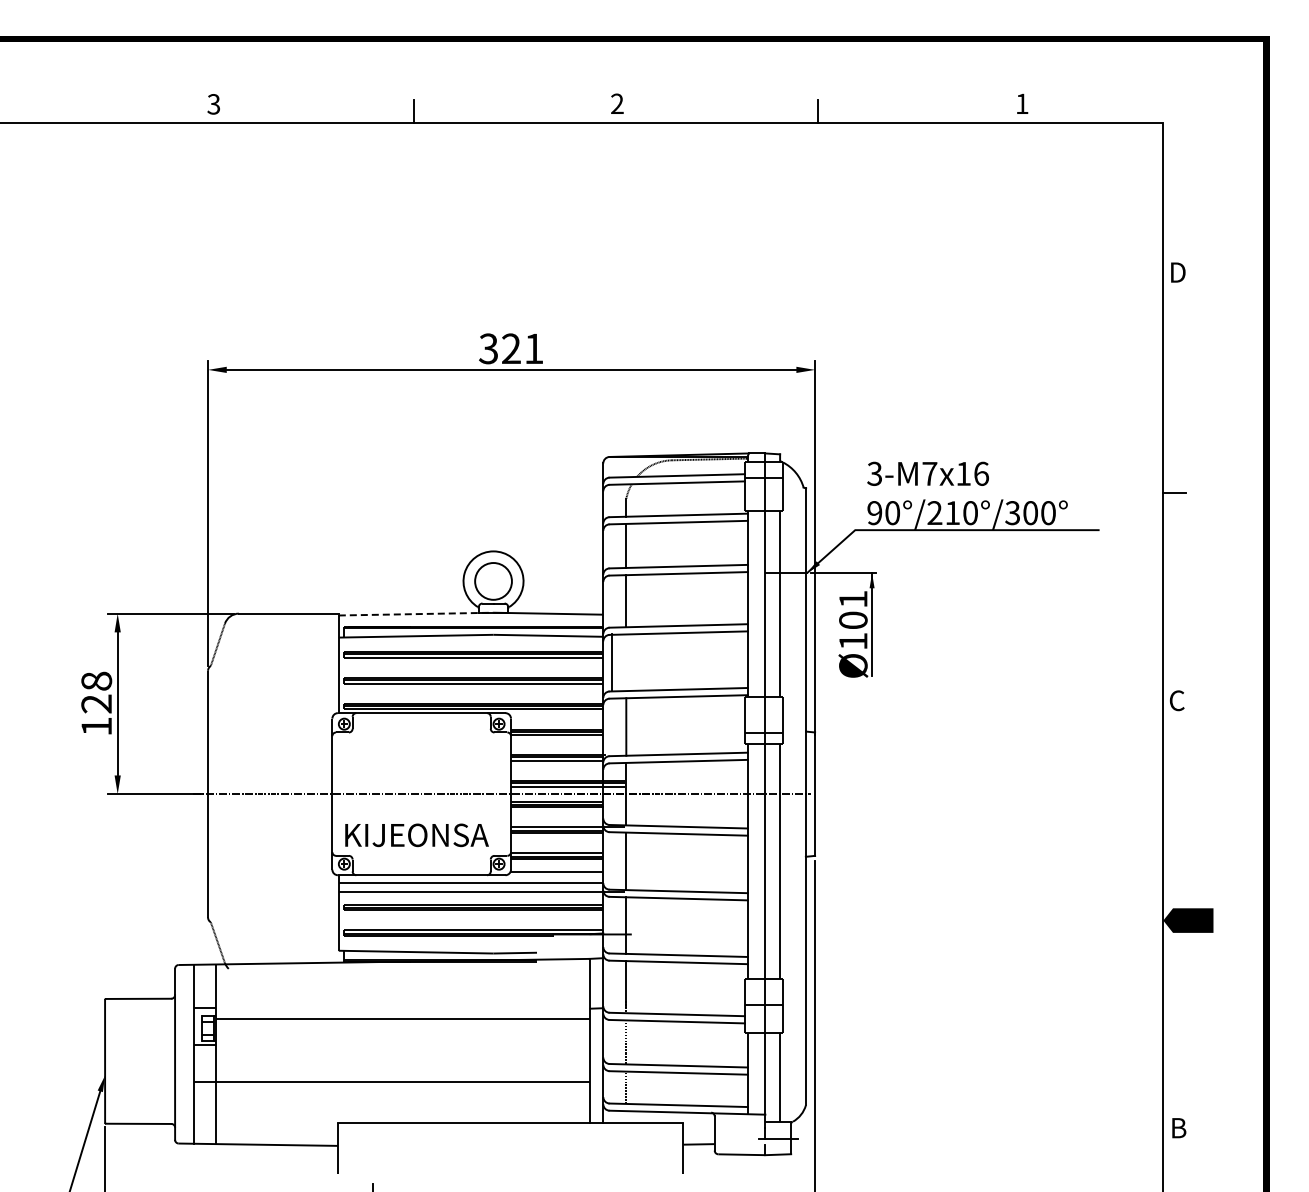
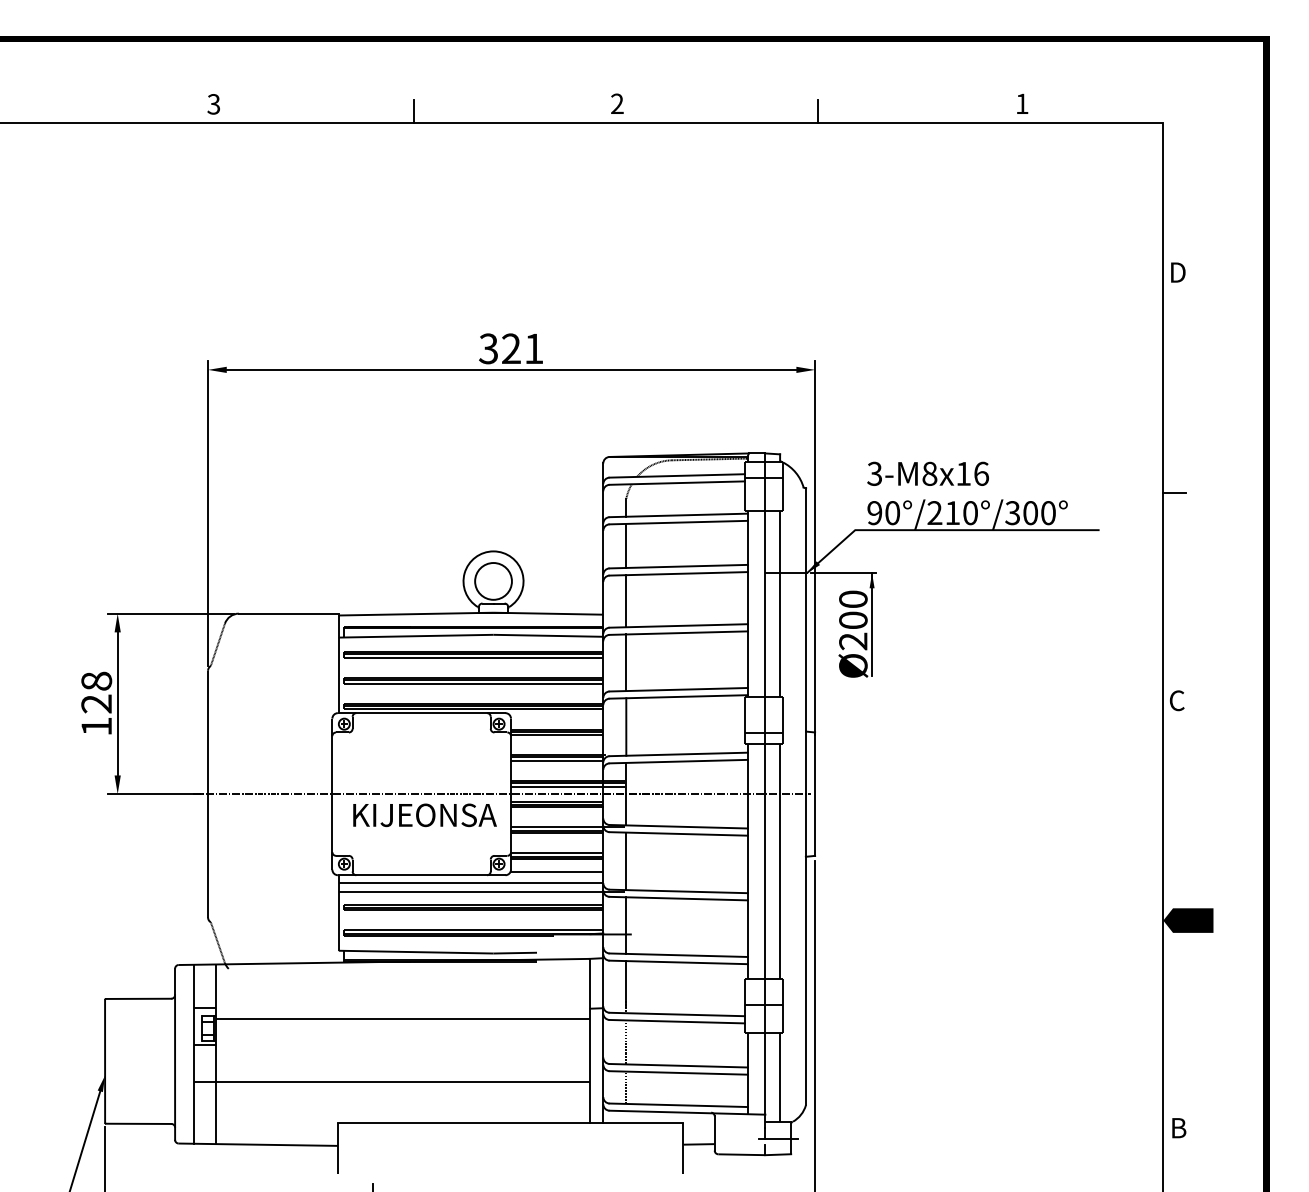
text: 3-M7x16 -> 3-M8x16 (929, 473)
line: dashed -> solid (416, 614)
text: 101 -> 200 (853, 620)
line position: (612, 662) -> (626, 662) (626, 662)
text position: (416, 835) -> (424, 815) (424, 815)
